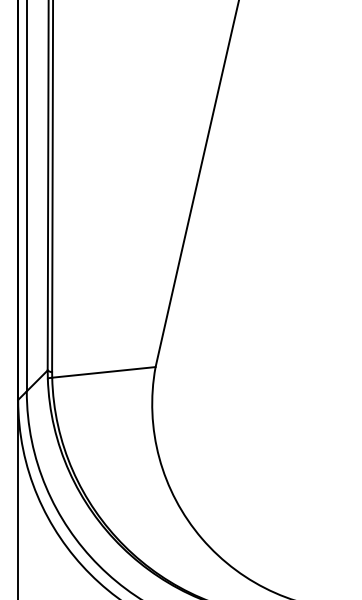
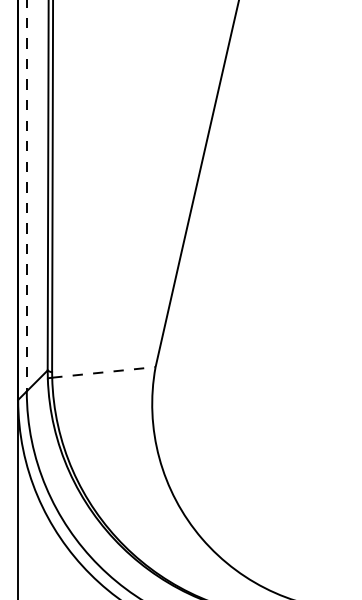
line: solid -> dashed (26, 196)
line: solid -> dashed (103, 372)
